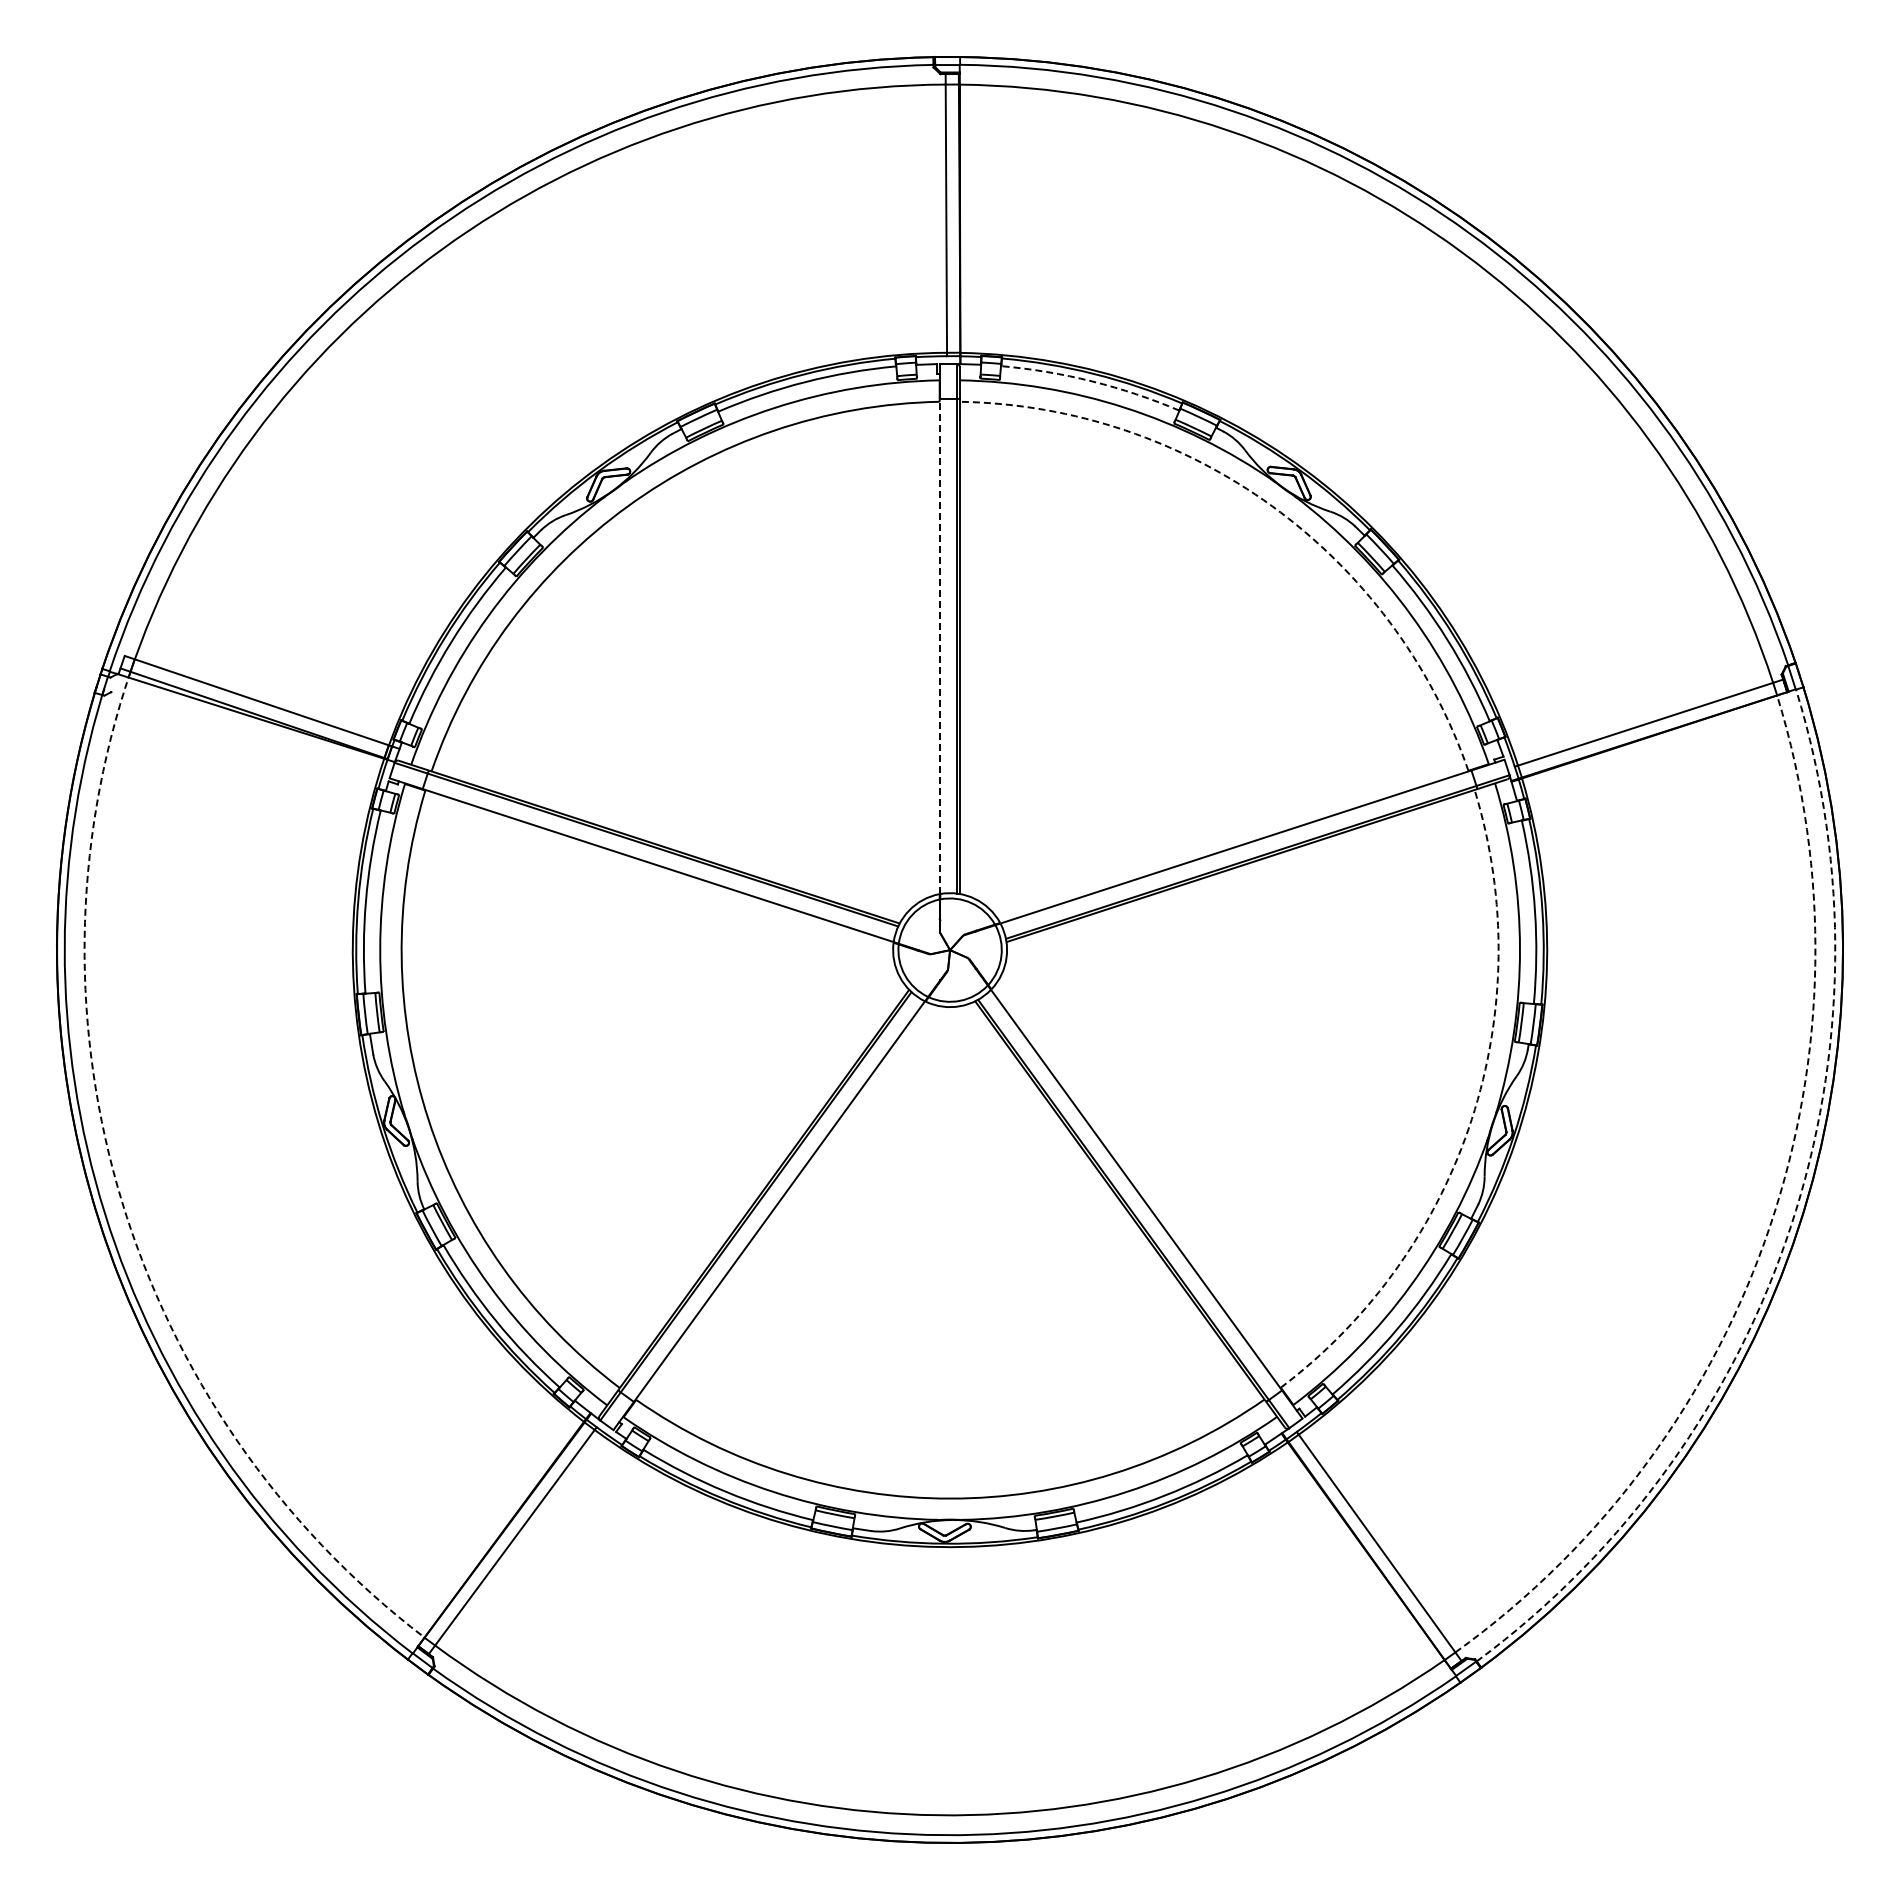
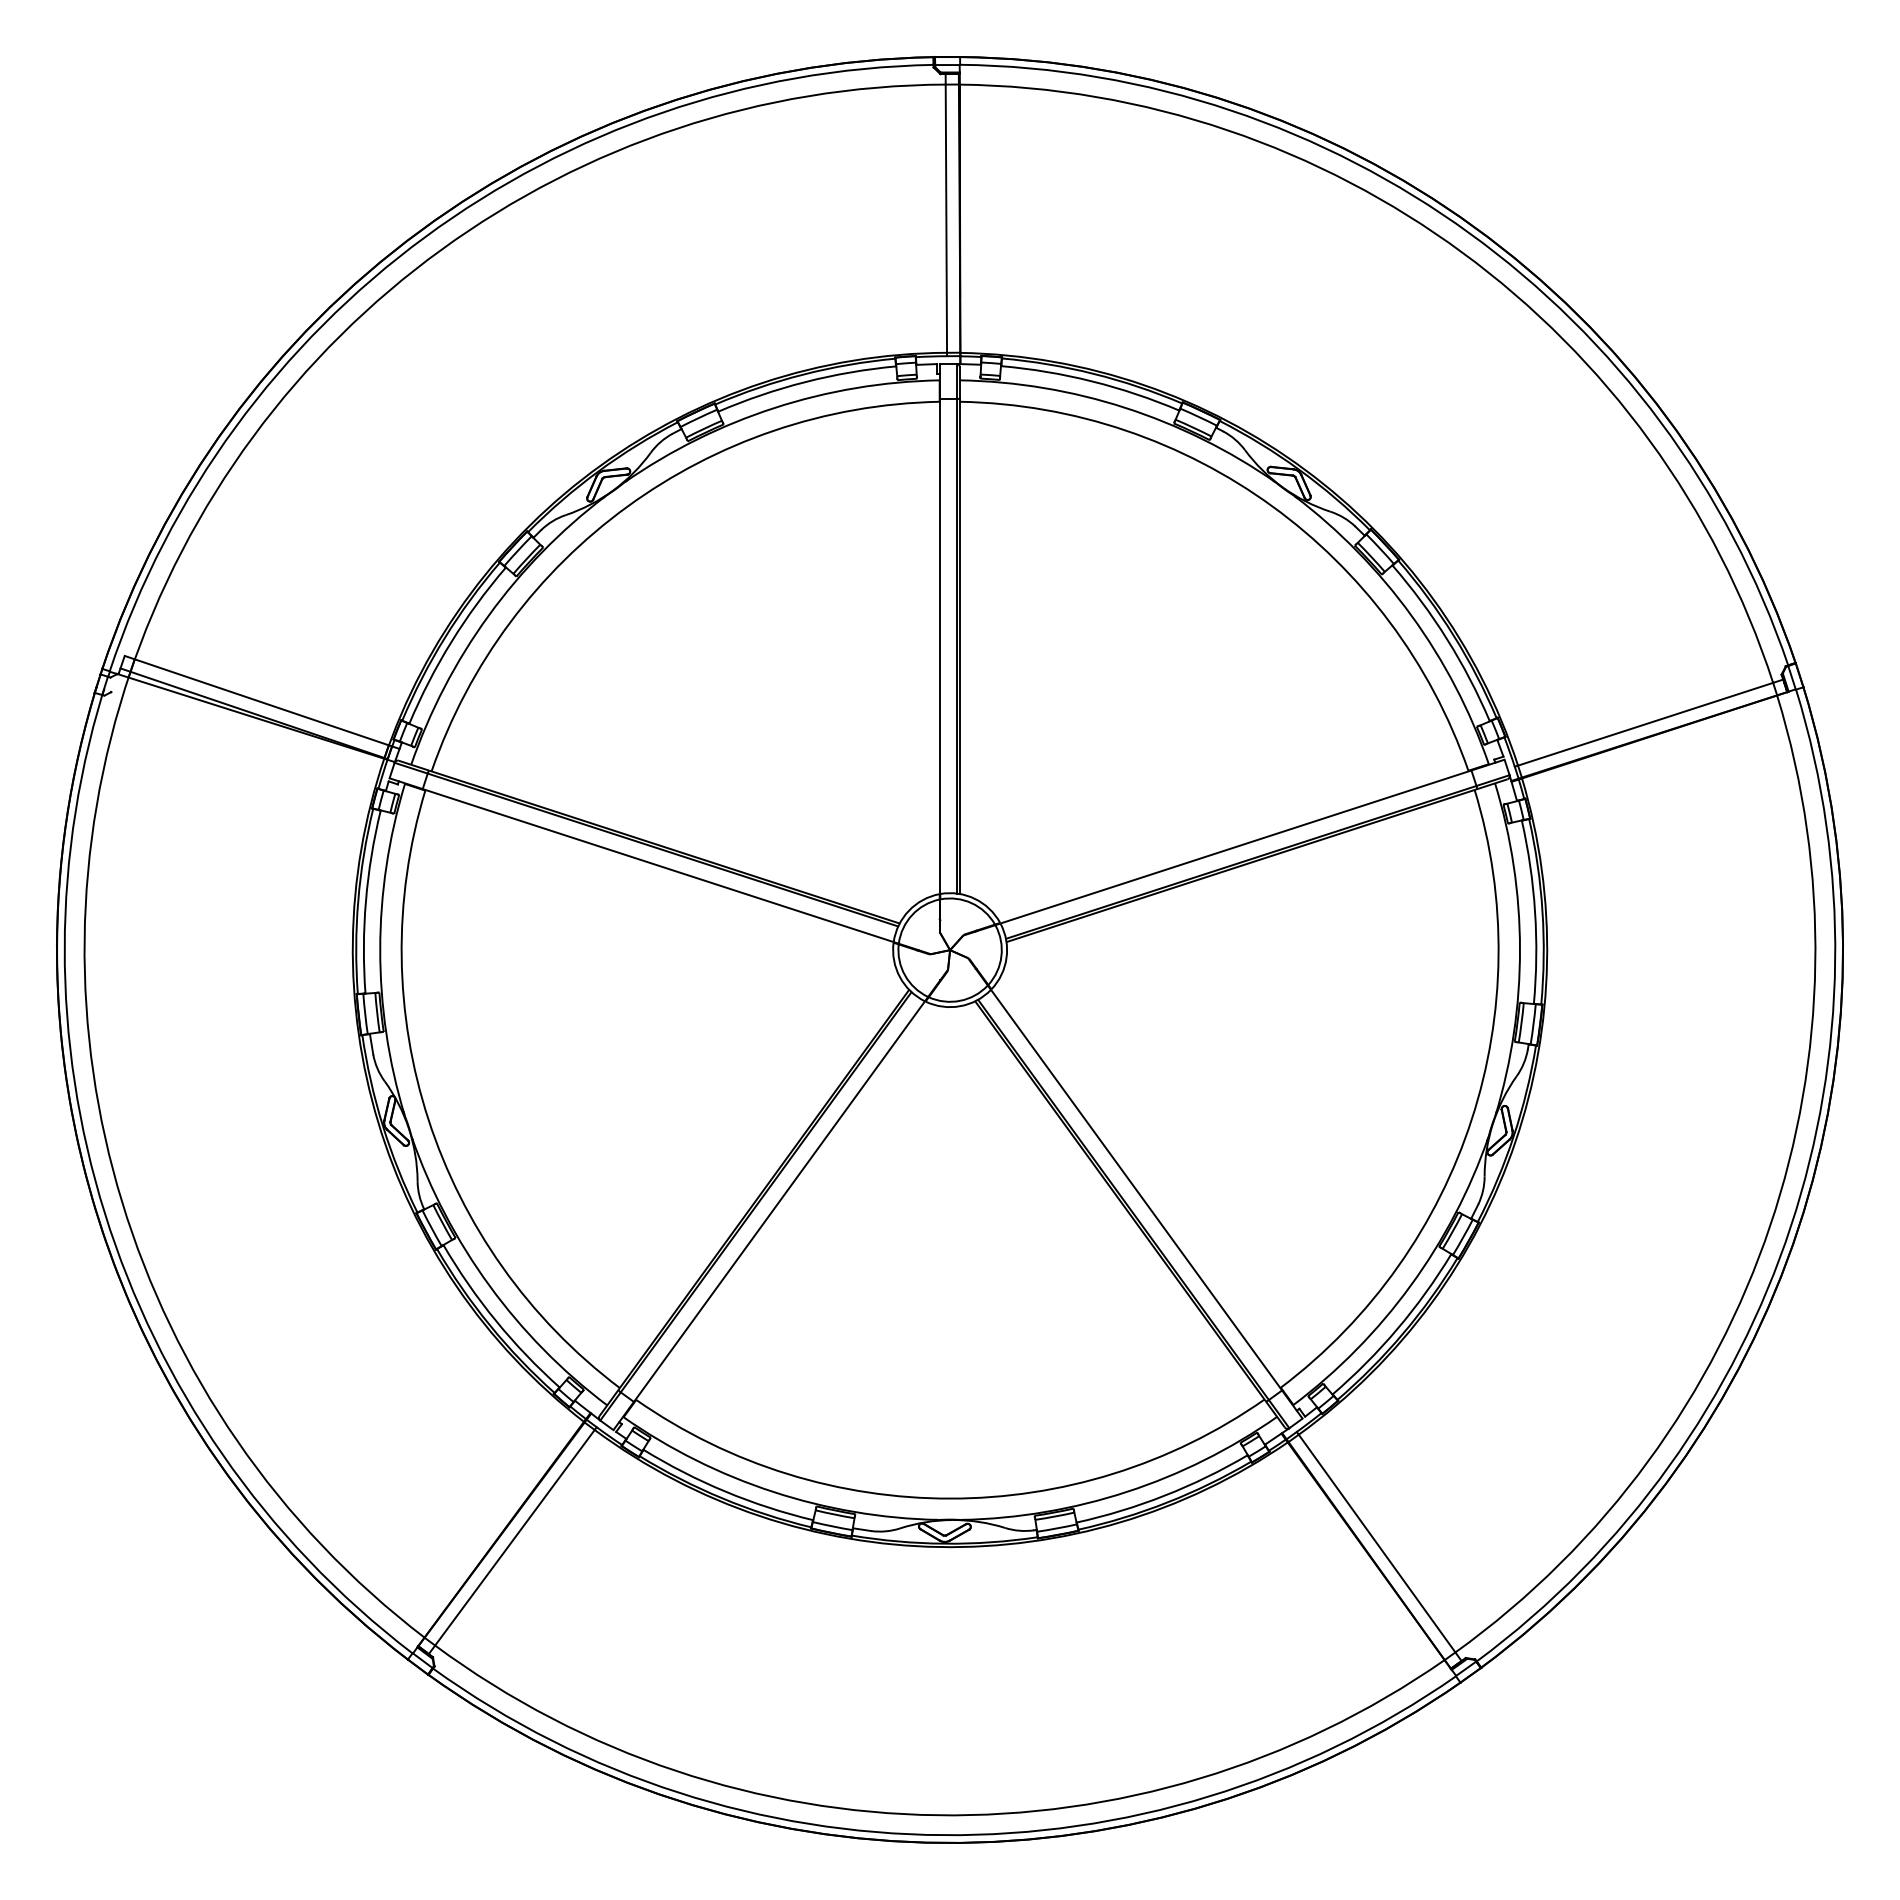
arc: dashed -> solid (1092, 381)
arc: dashed -> solid (1272, 506)
line: dashed -> solid (940, 646)
arc: dashed -> solid (1471, 1119)
arc: dashed -> solid (122, 1202)
arc: dashed -> solid (1770, 1225)
arc: dashed -> solid (1790, 1226)
